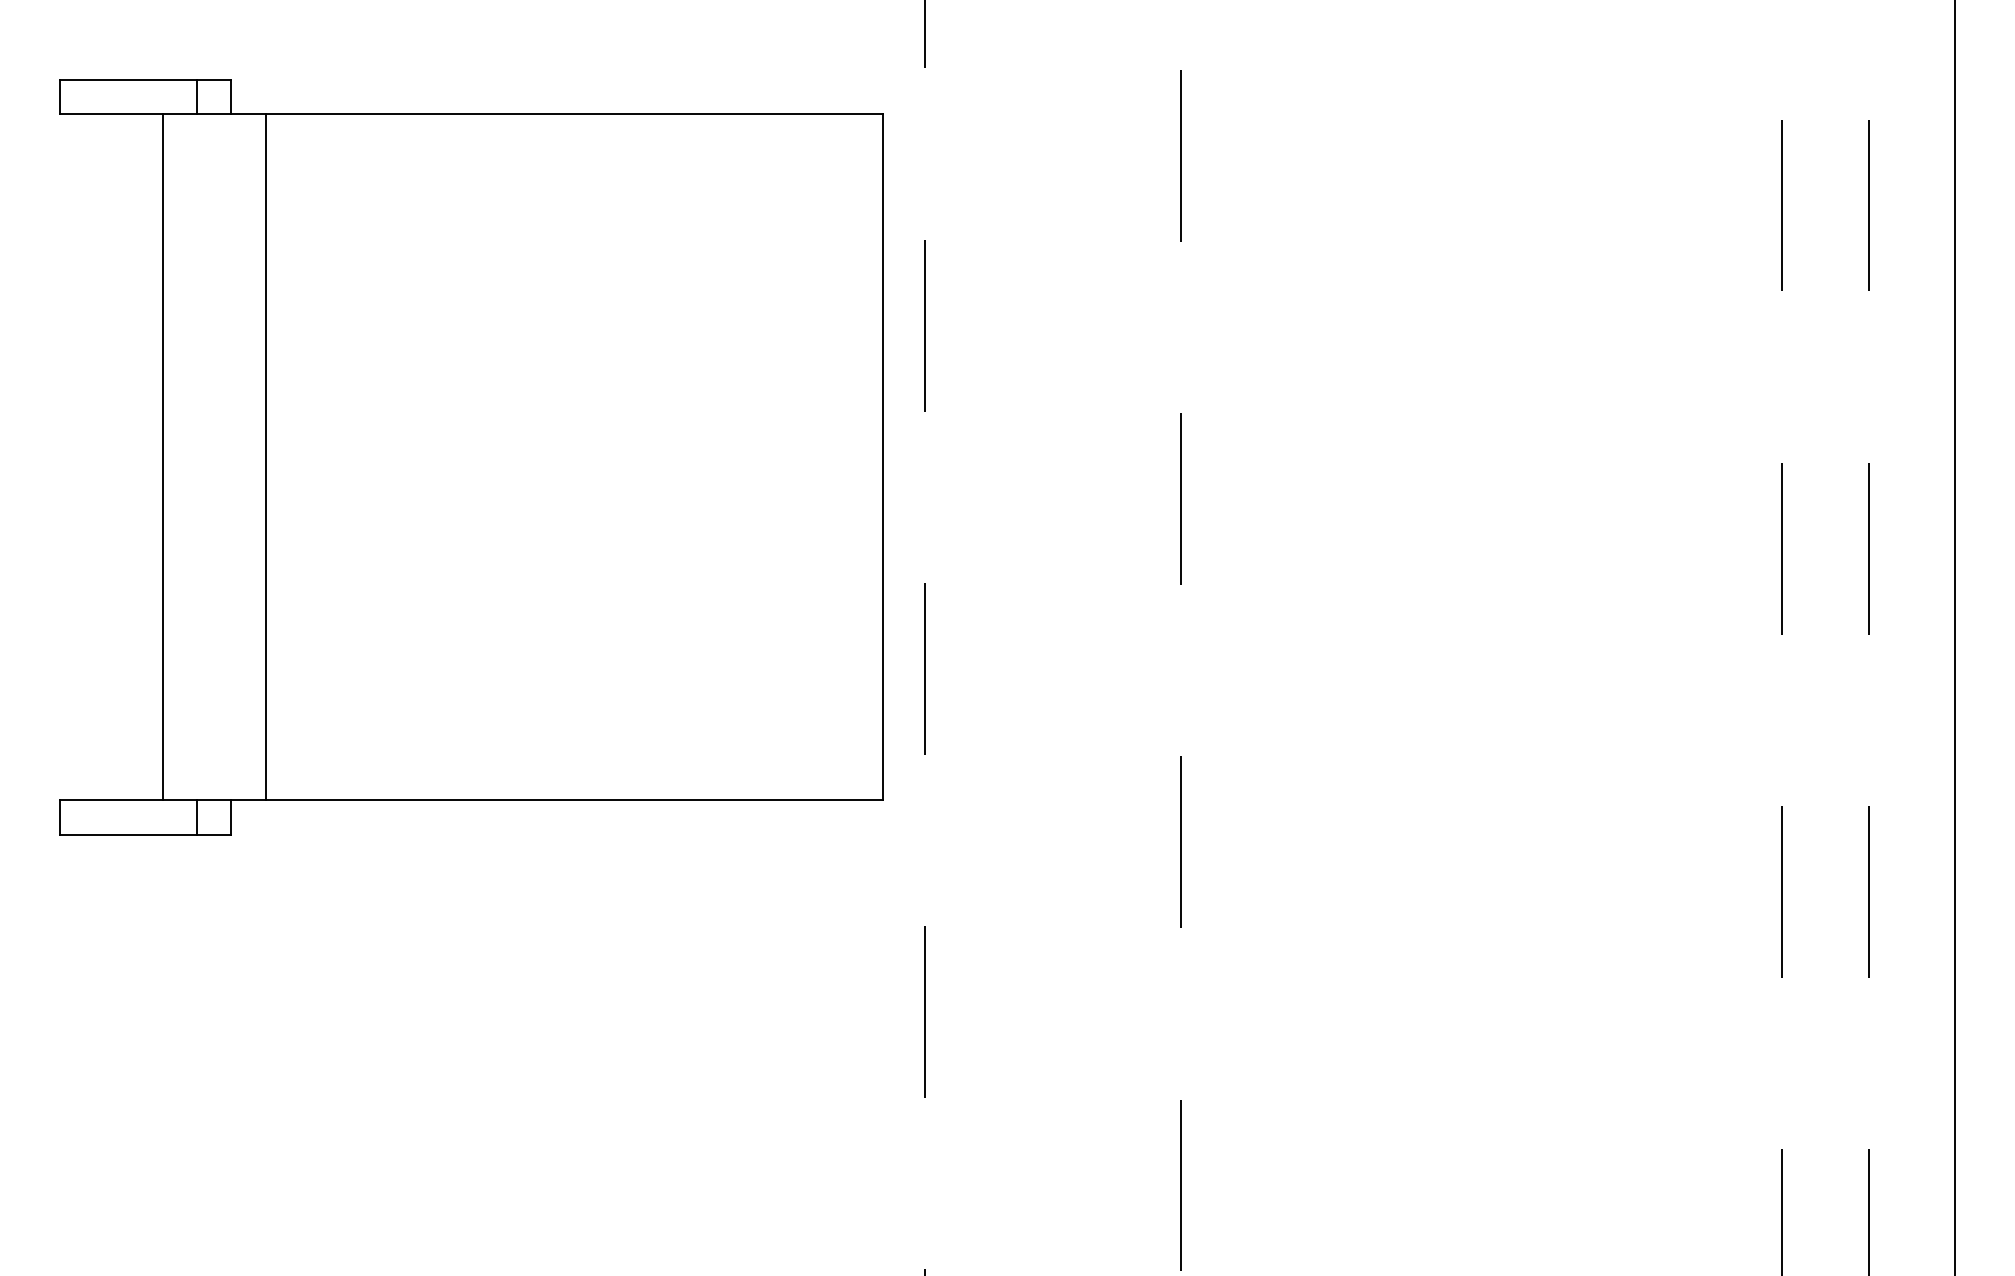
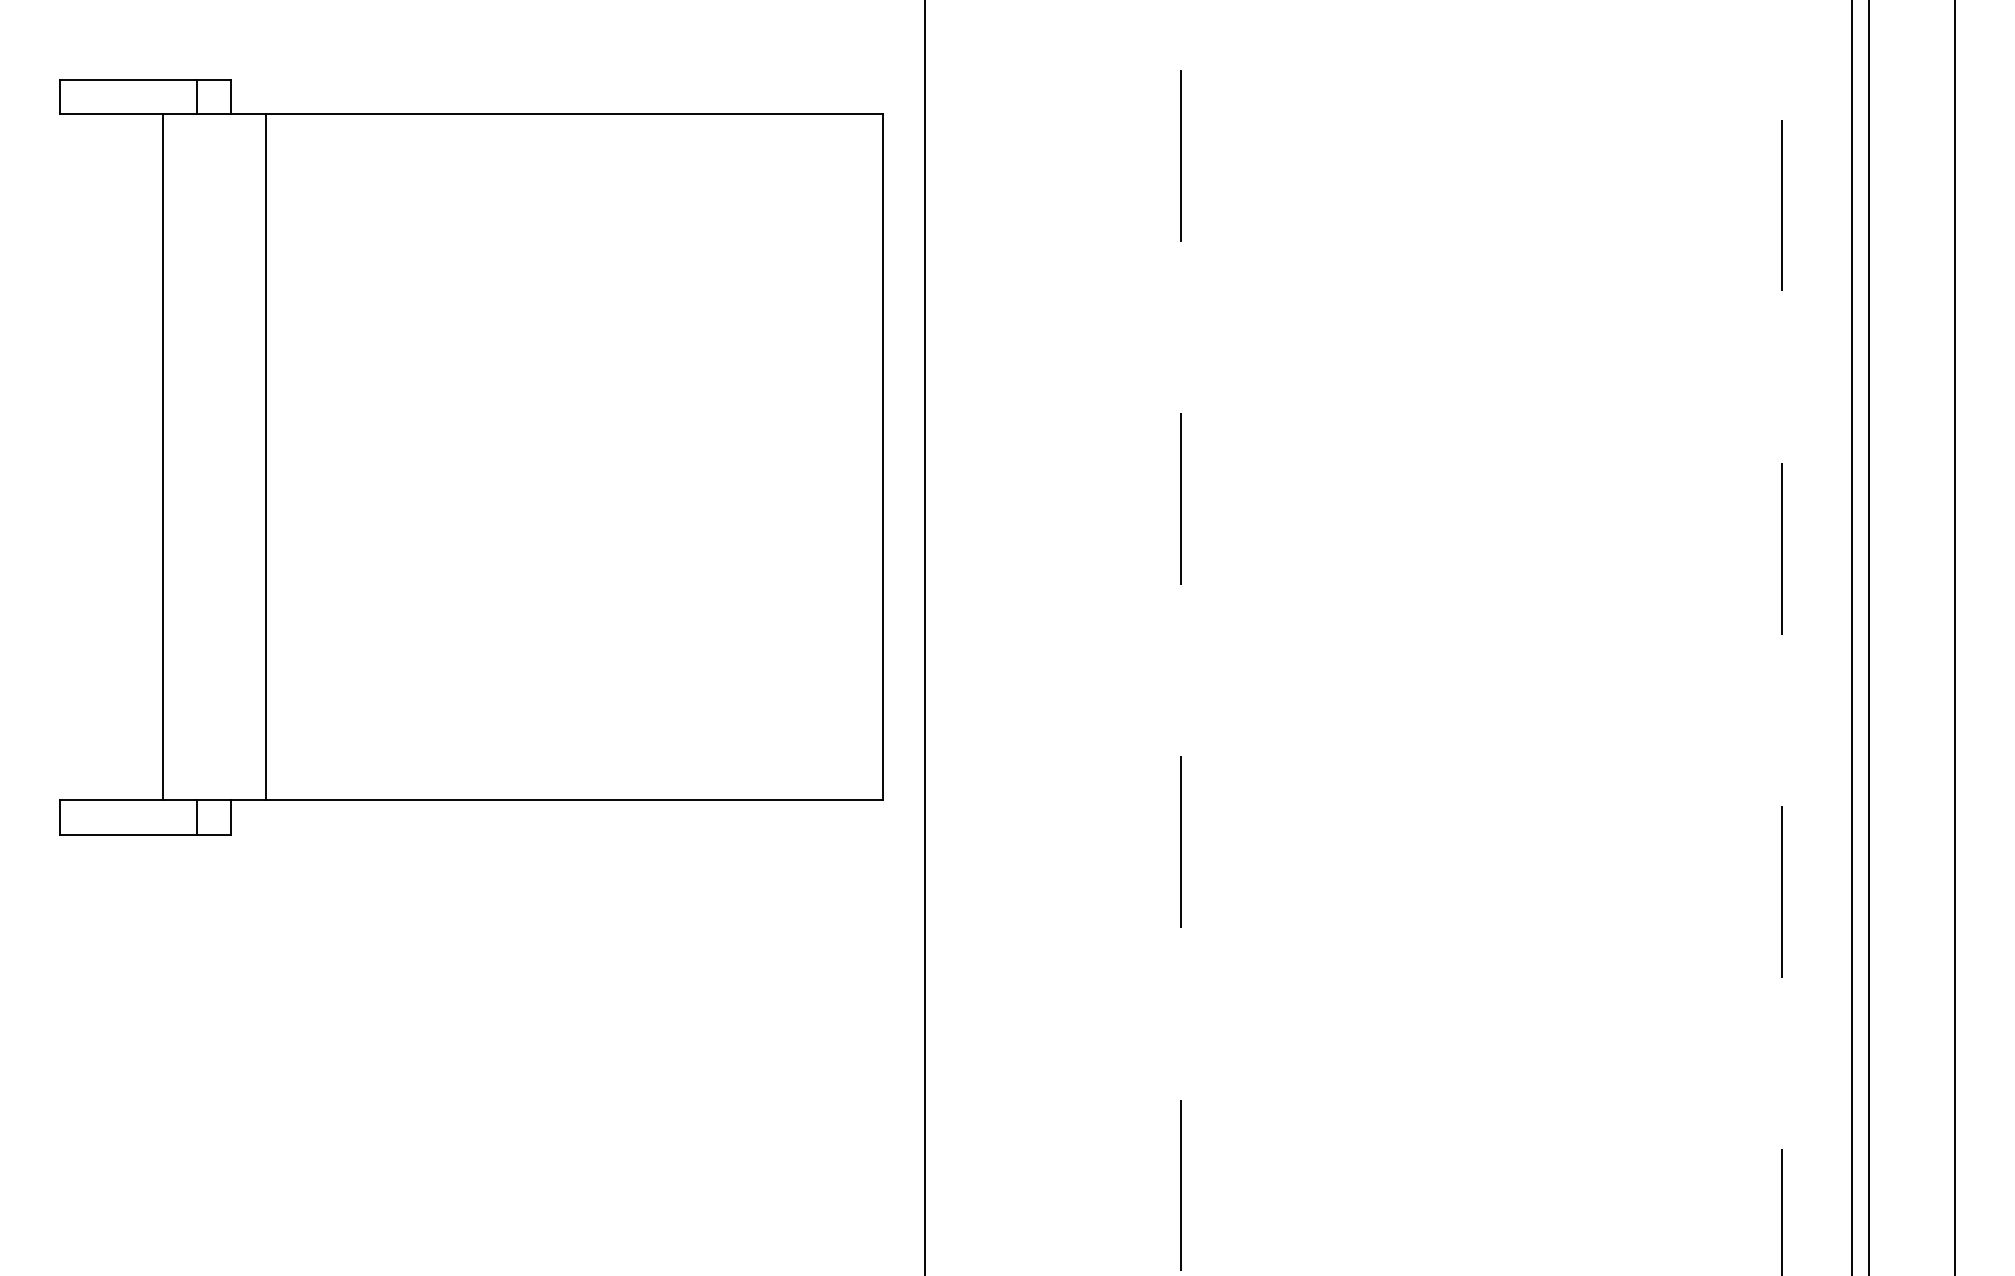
line: none -> present (1851, 637)
line: dashed -> solid (925, 638)
line: dashed -> solid (1868, 638)
